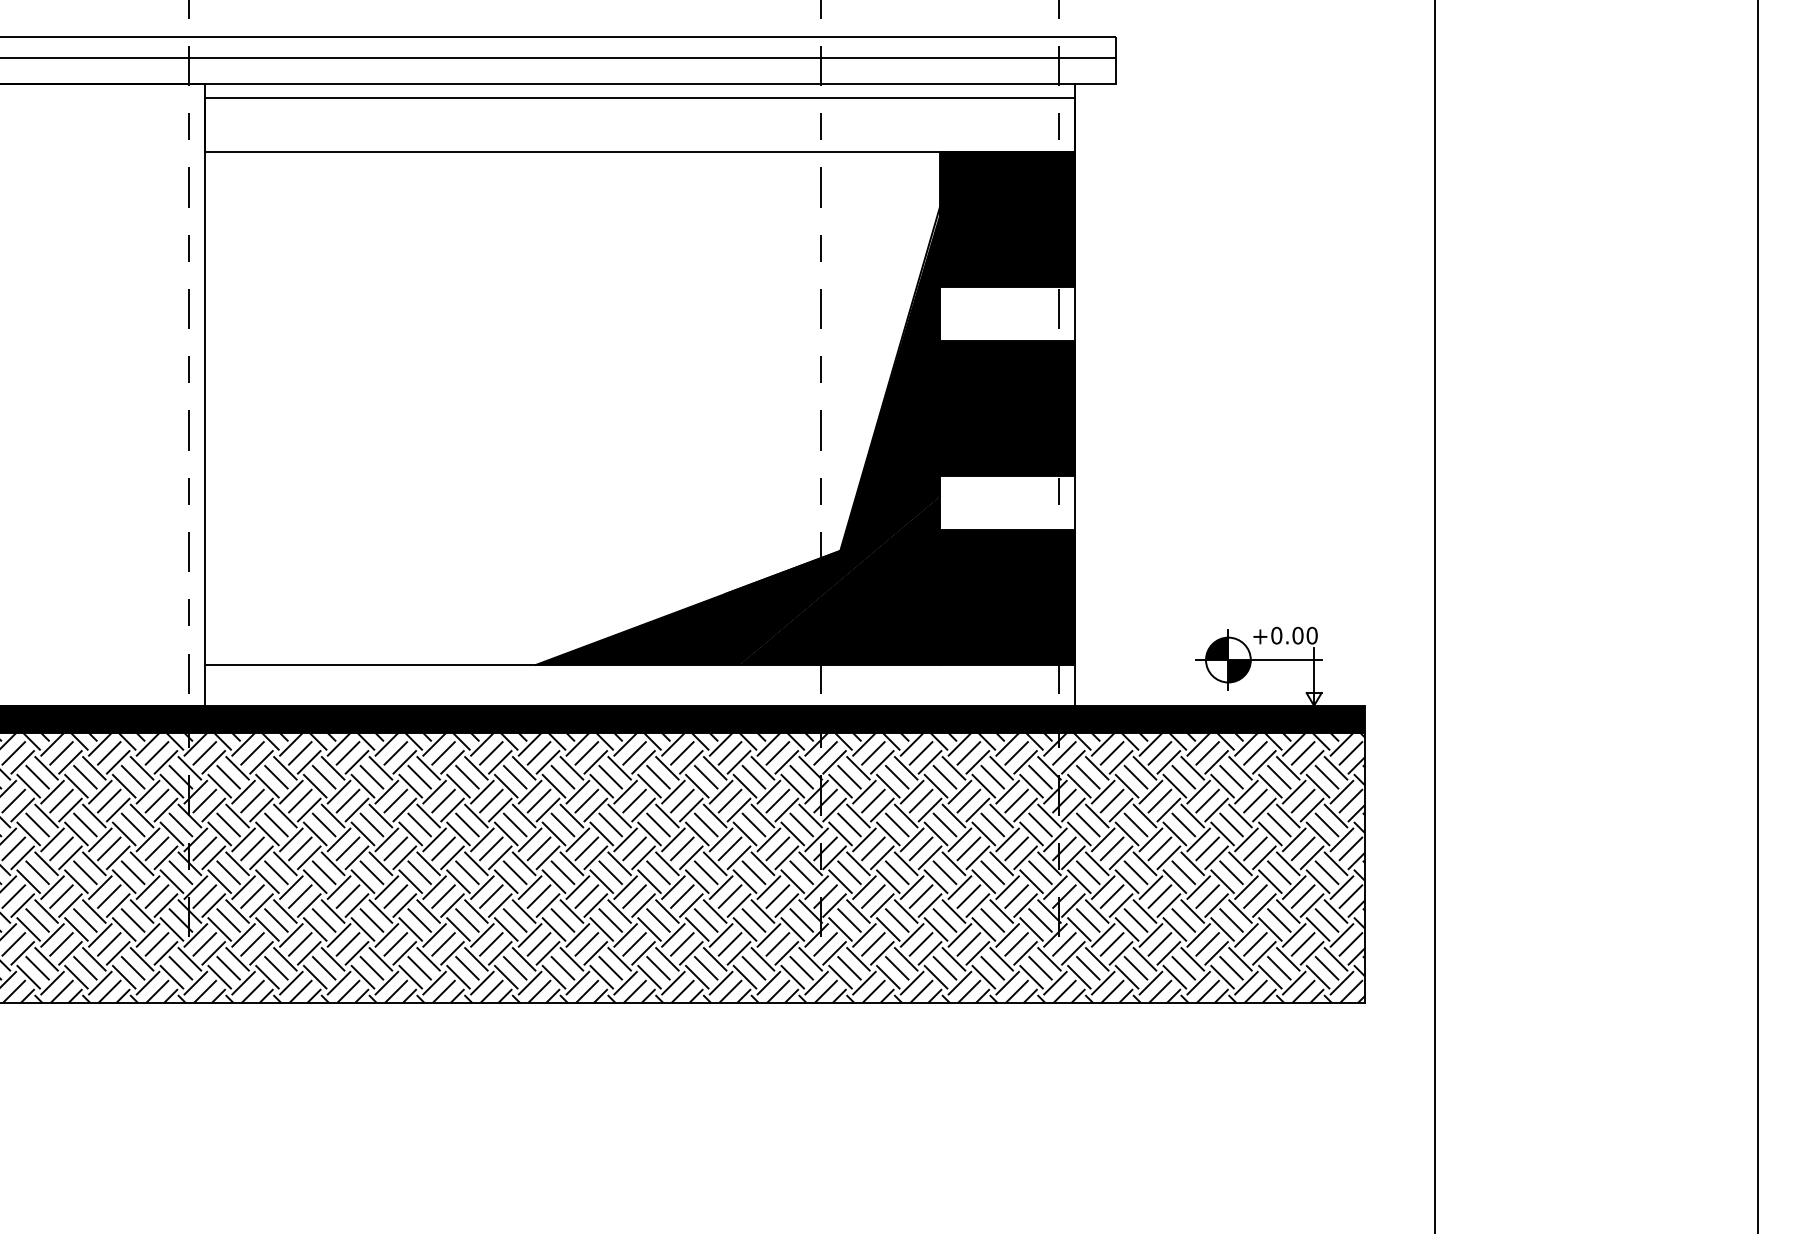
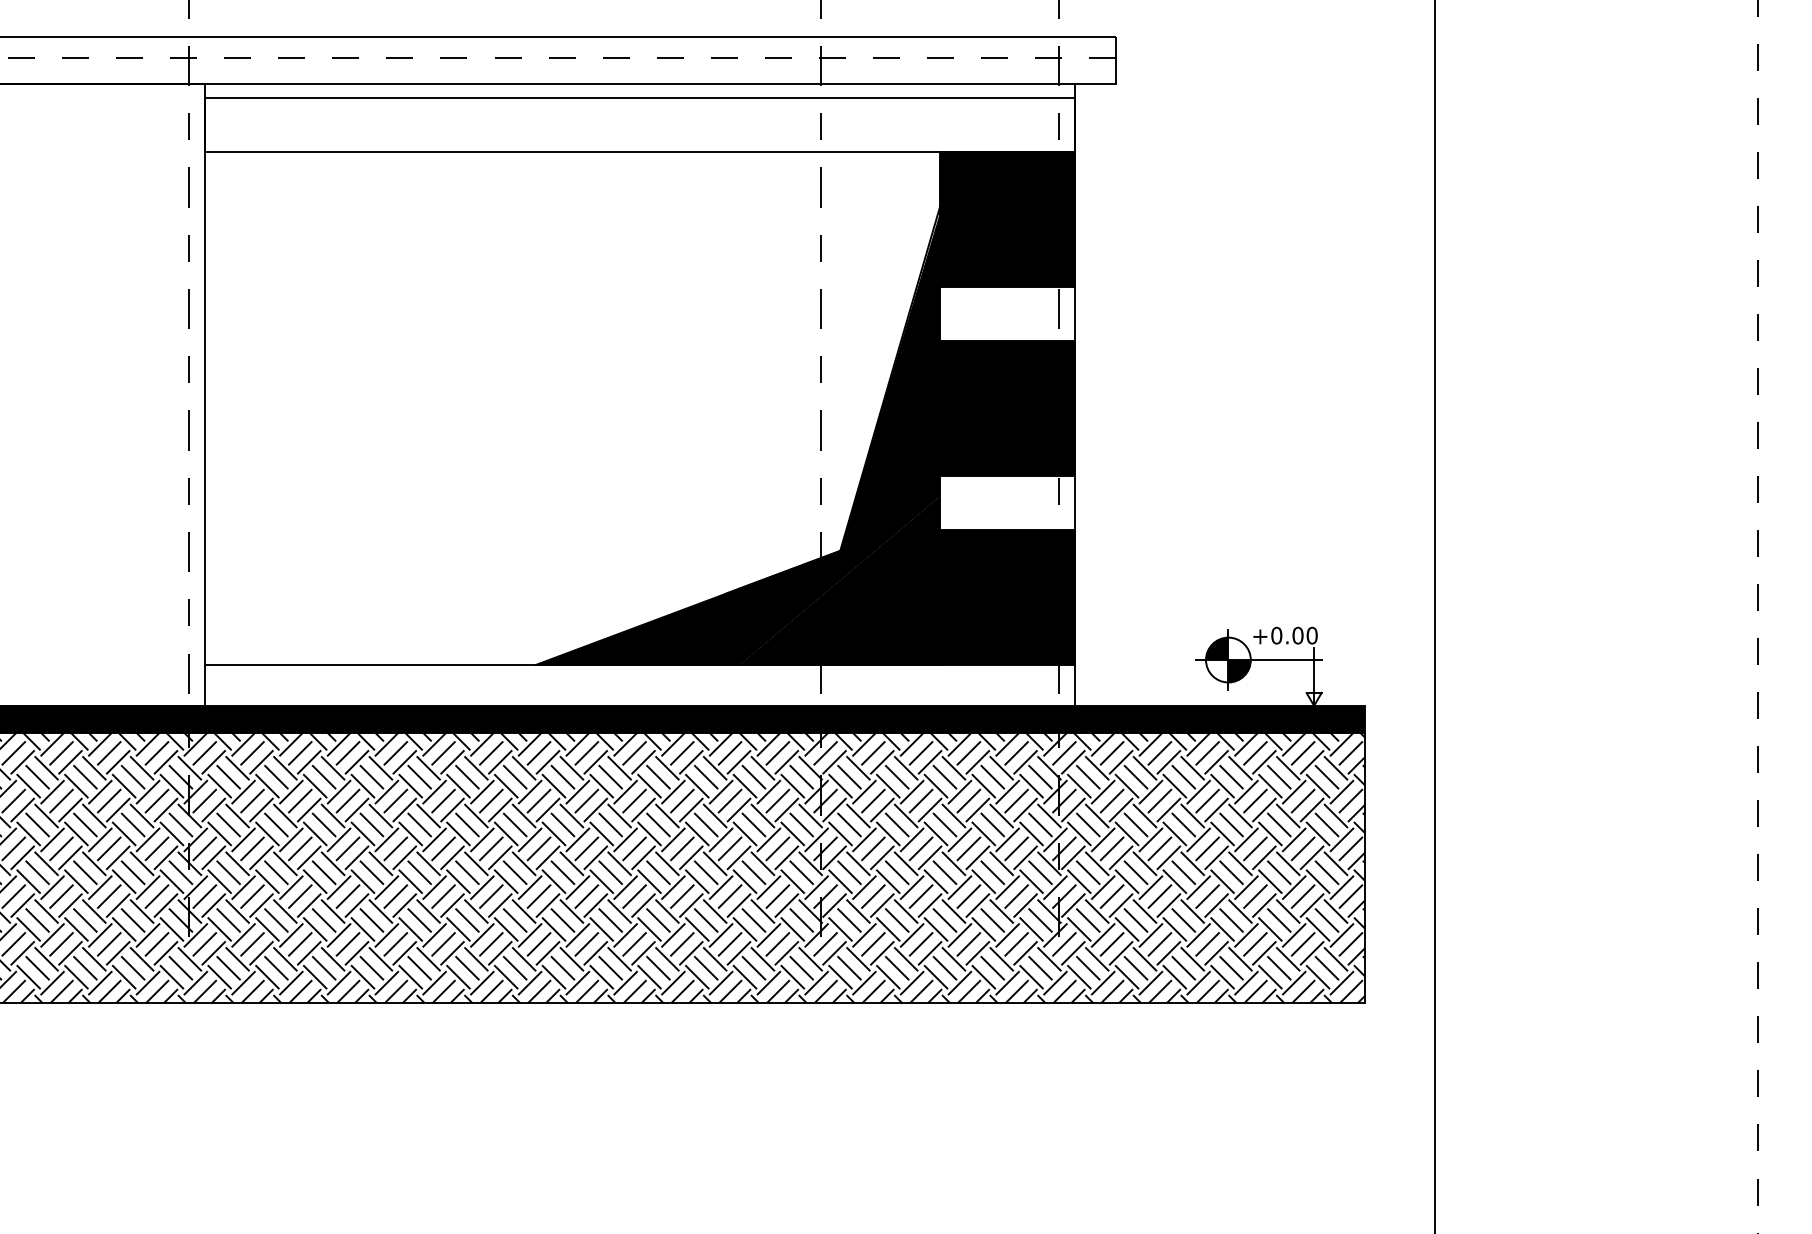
line: solid -> dashed (557, 58)
line: solid -> dashed (1757, 617)
